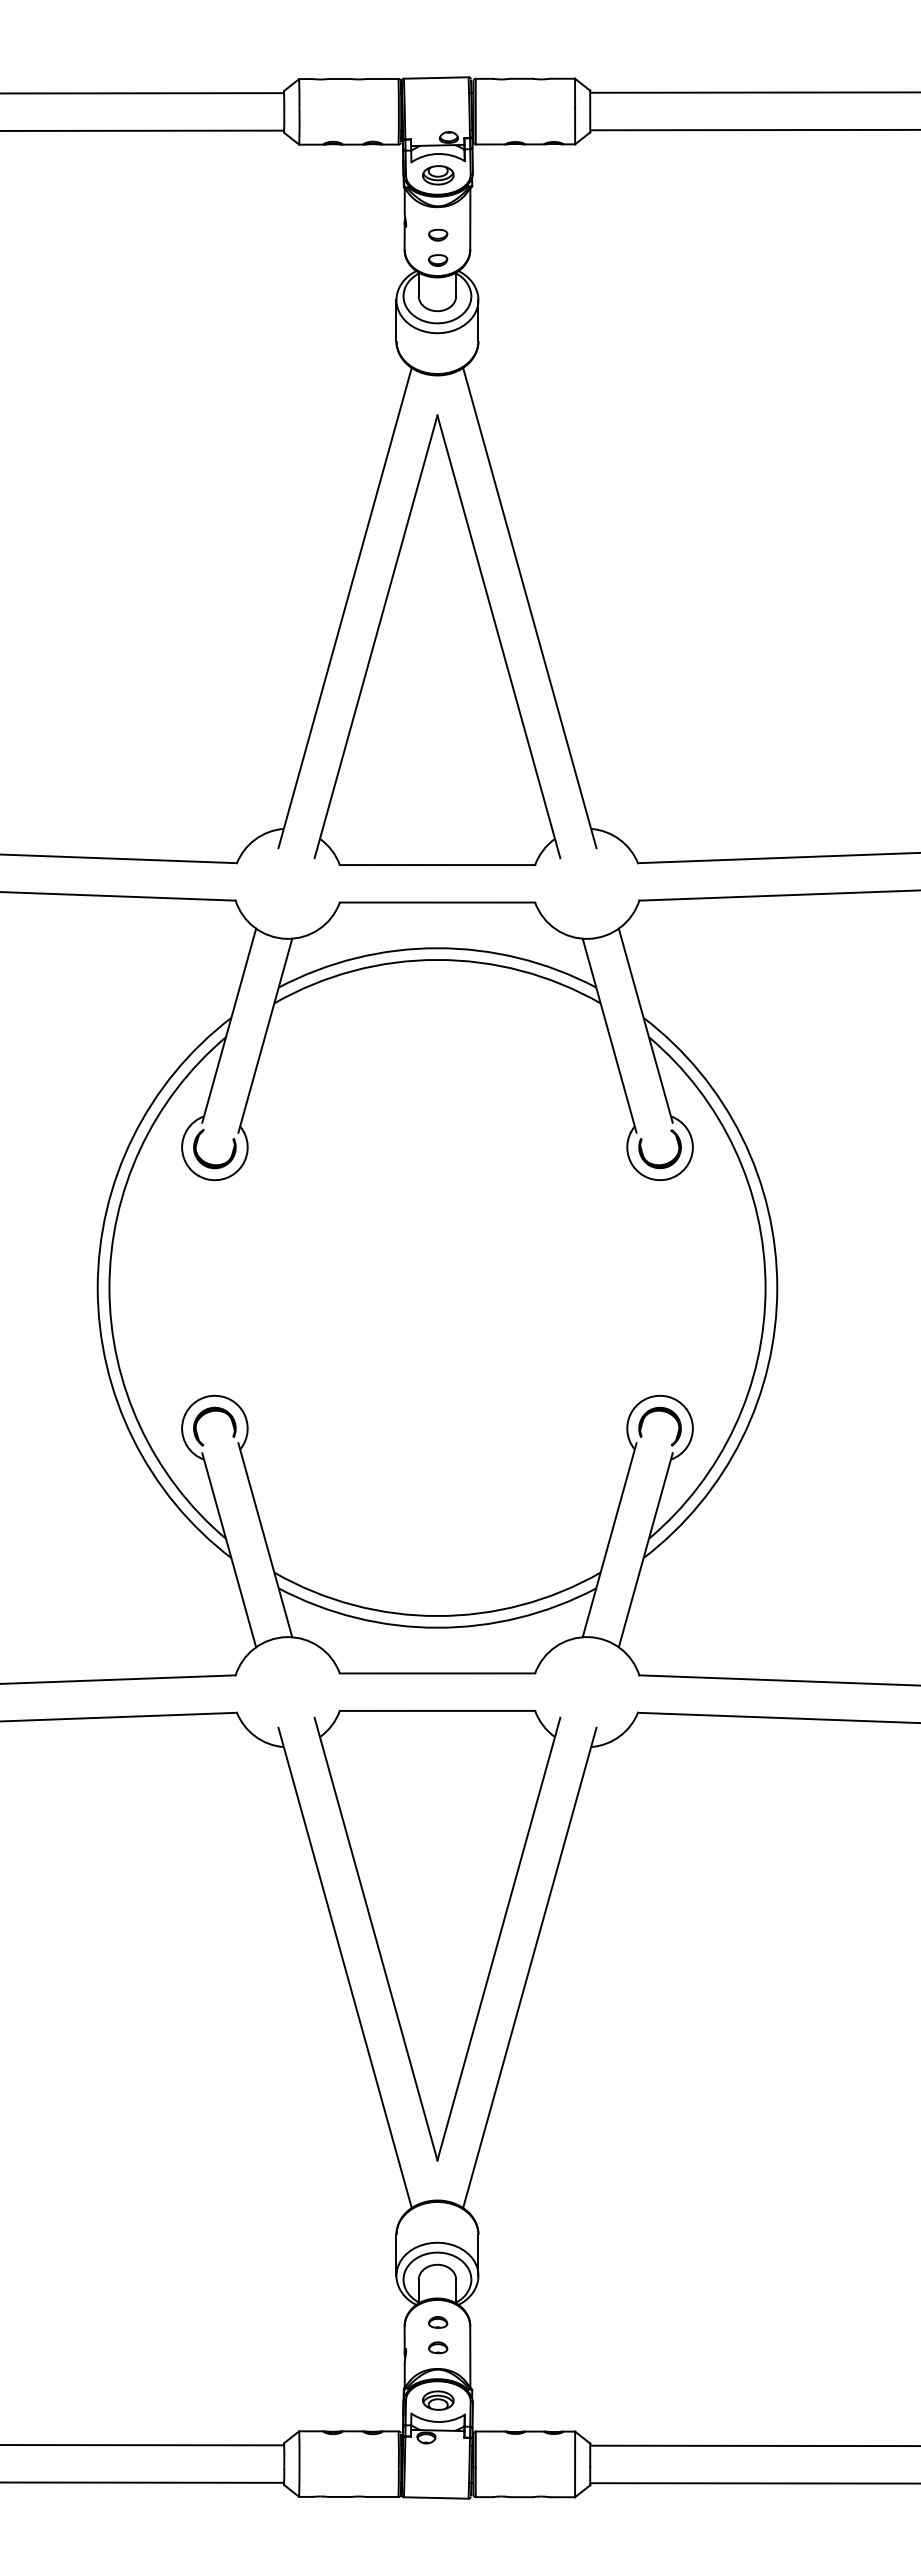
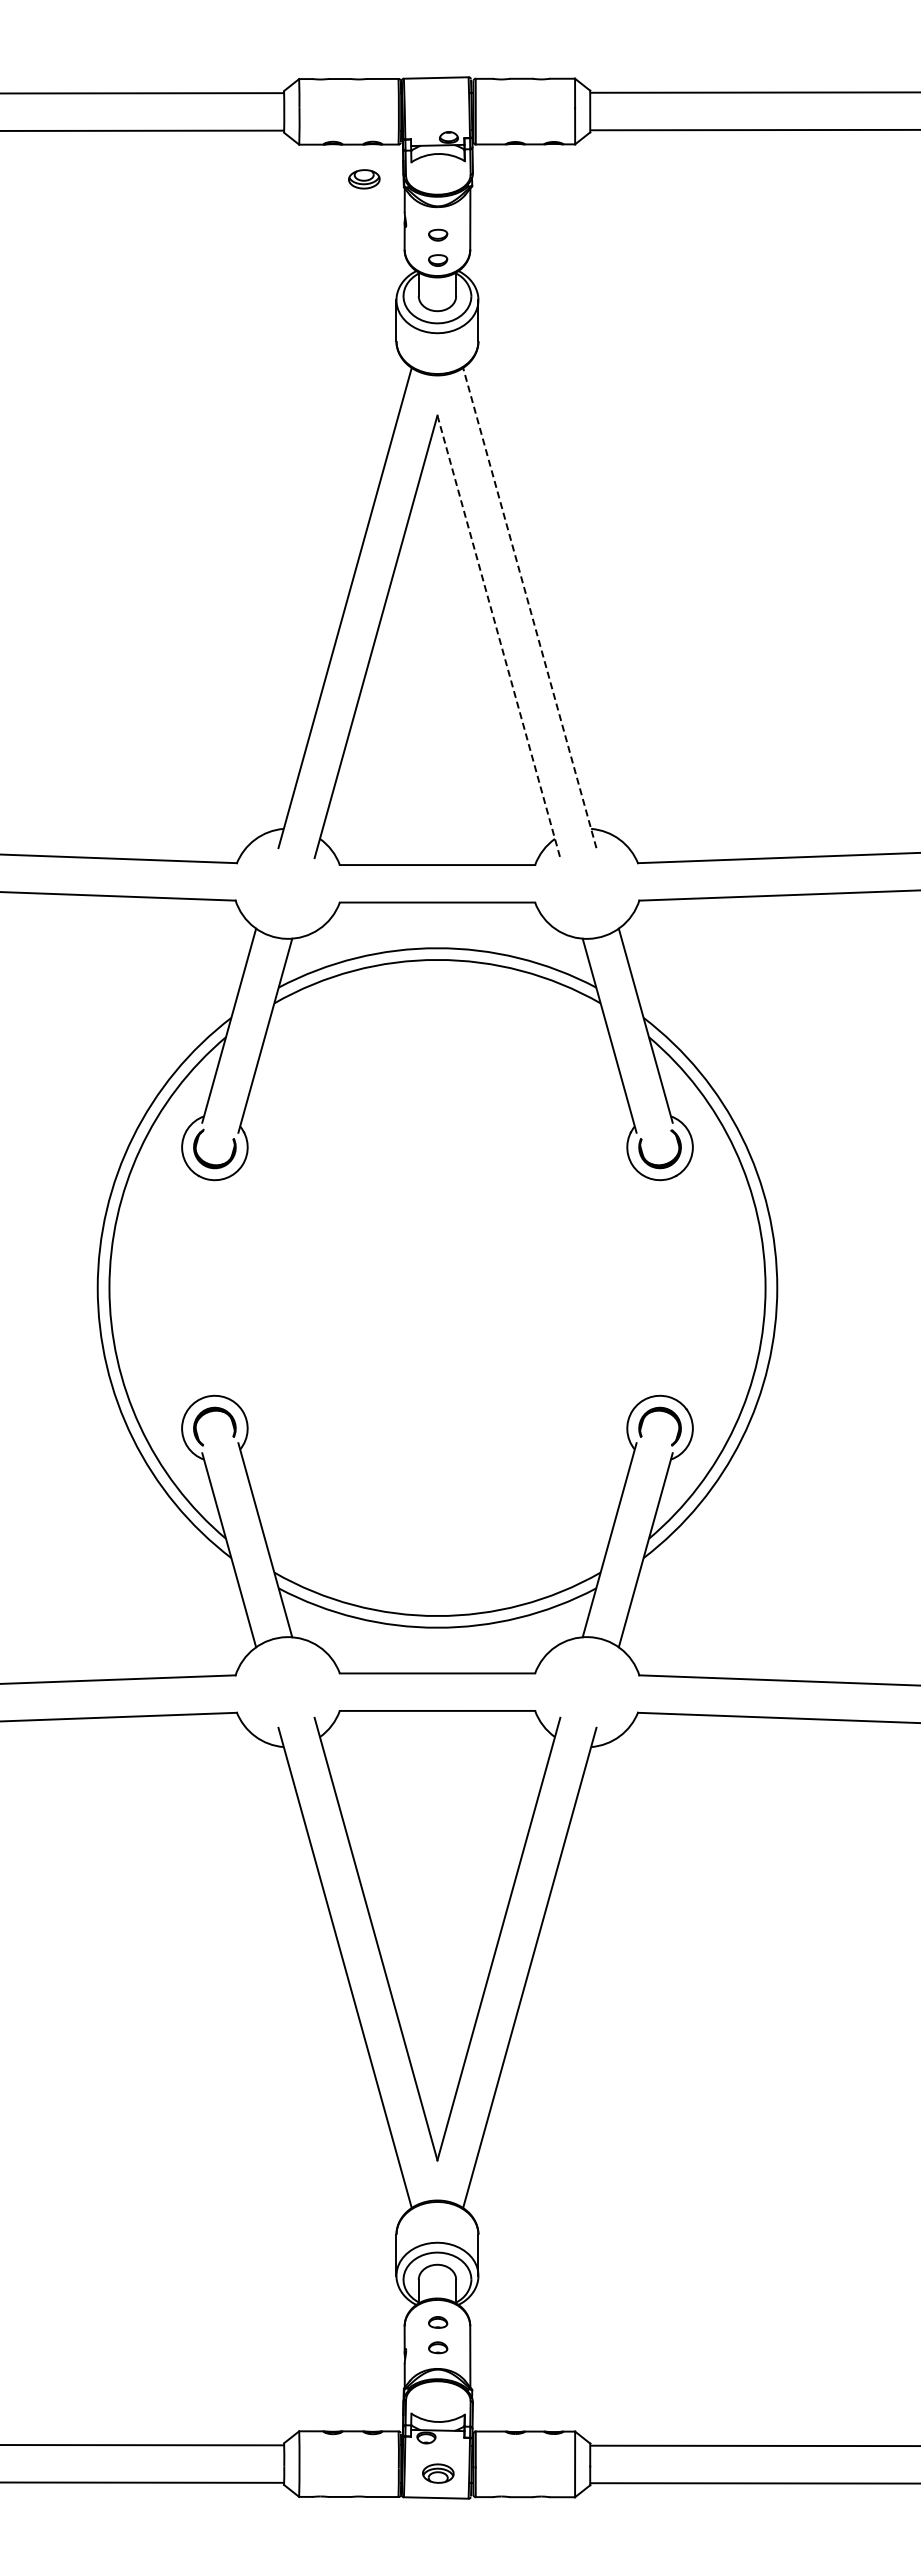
part position: (438, 175) -> (364, 179) (364, 179)
line: solid -> dashed (529, 607)
line: solid -> dashed (498, 636)
part position: (438, 2400) -> (438, 2473) (438, 2473)
